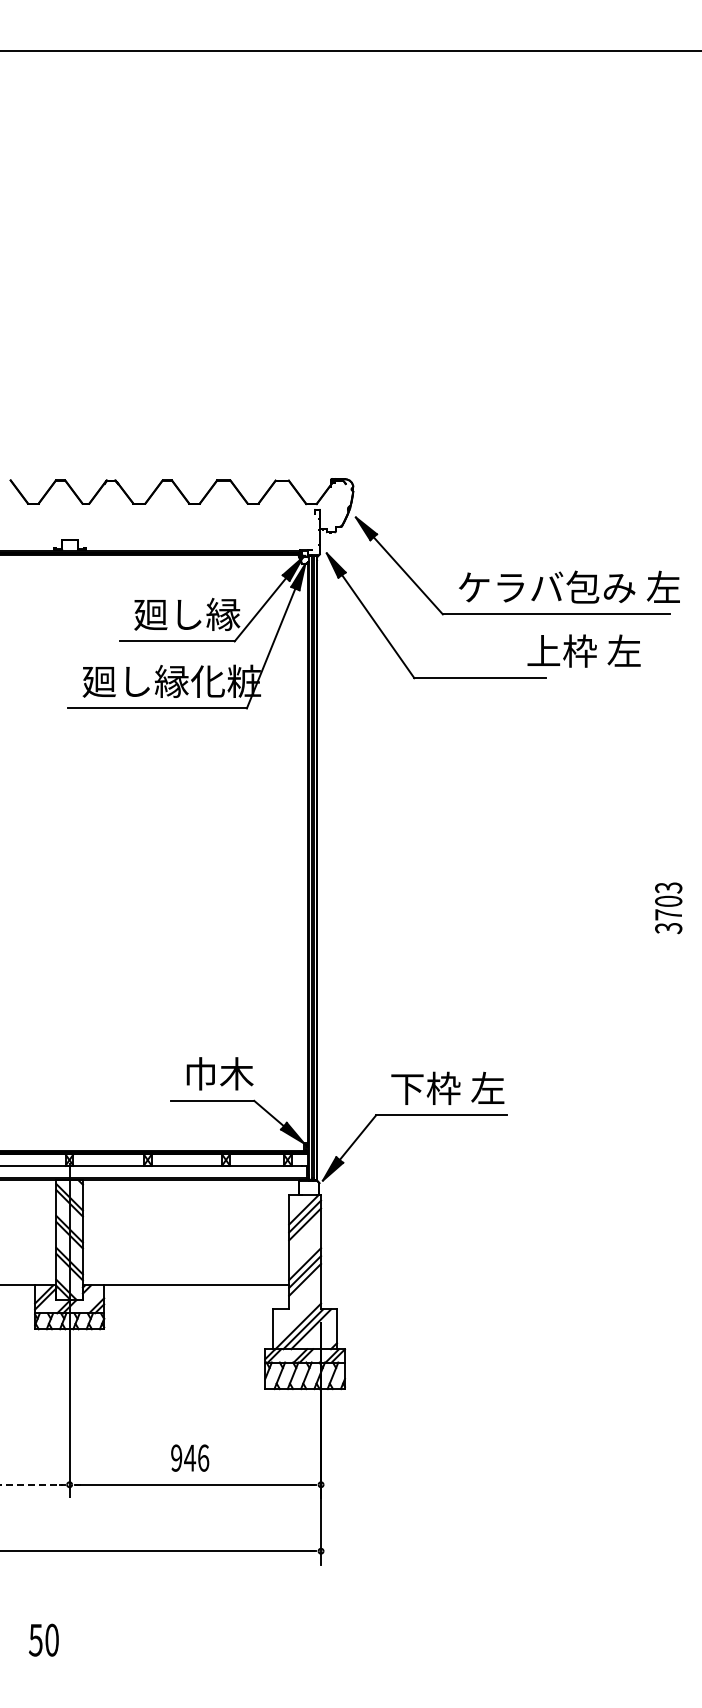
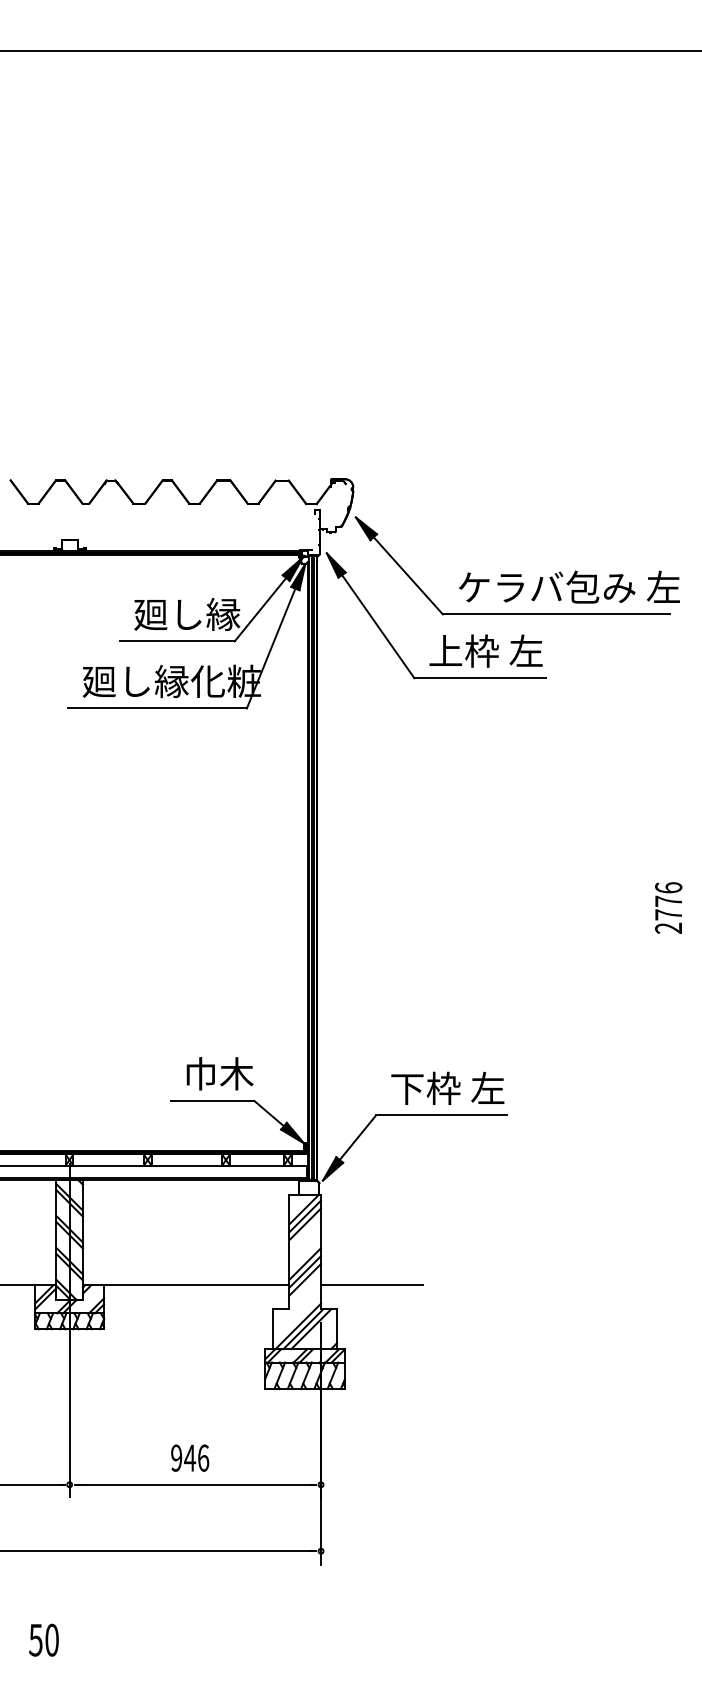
text position: (583, 650) -> (485, 650) (485, 650)
text: 3703 -> 2776 (668, 908)
line: none -> present (371, 1285)
line: dashed -> solid (32, 1484)
